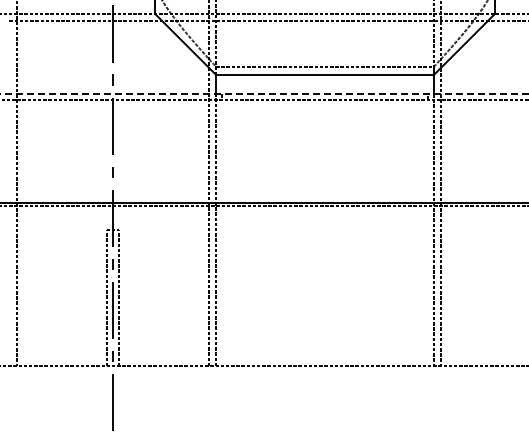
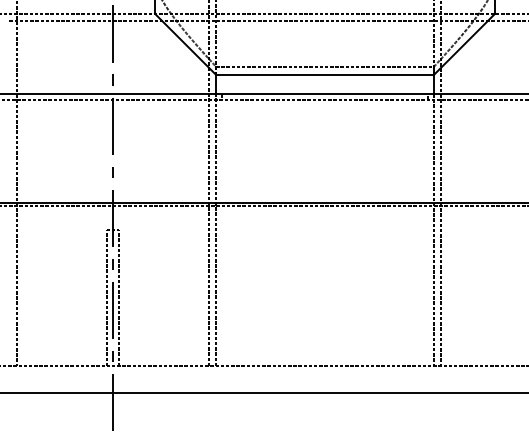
line: dashed -> solid (264, 94)
line: none -> present (263, 393)
